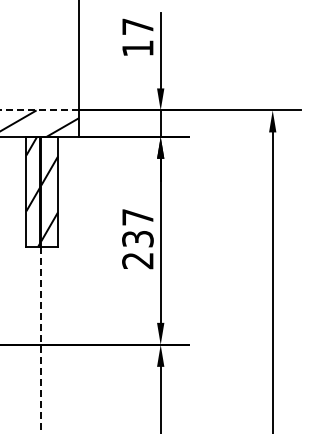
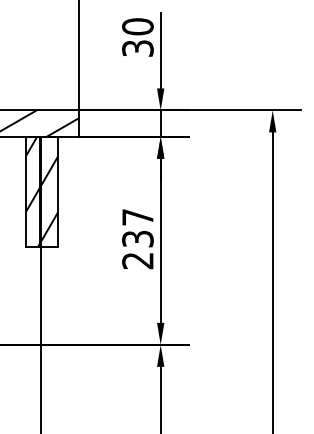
text: 17 -> 30 (137, 37)
line: dashed -> solid (39, 110)
line: dashed -> solid (41, 340)
